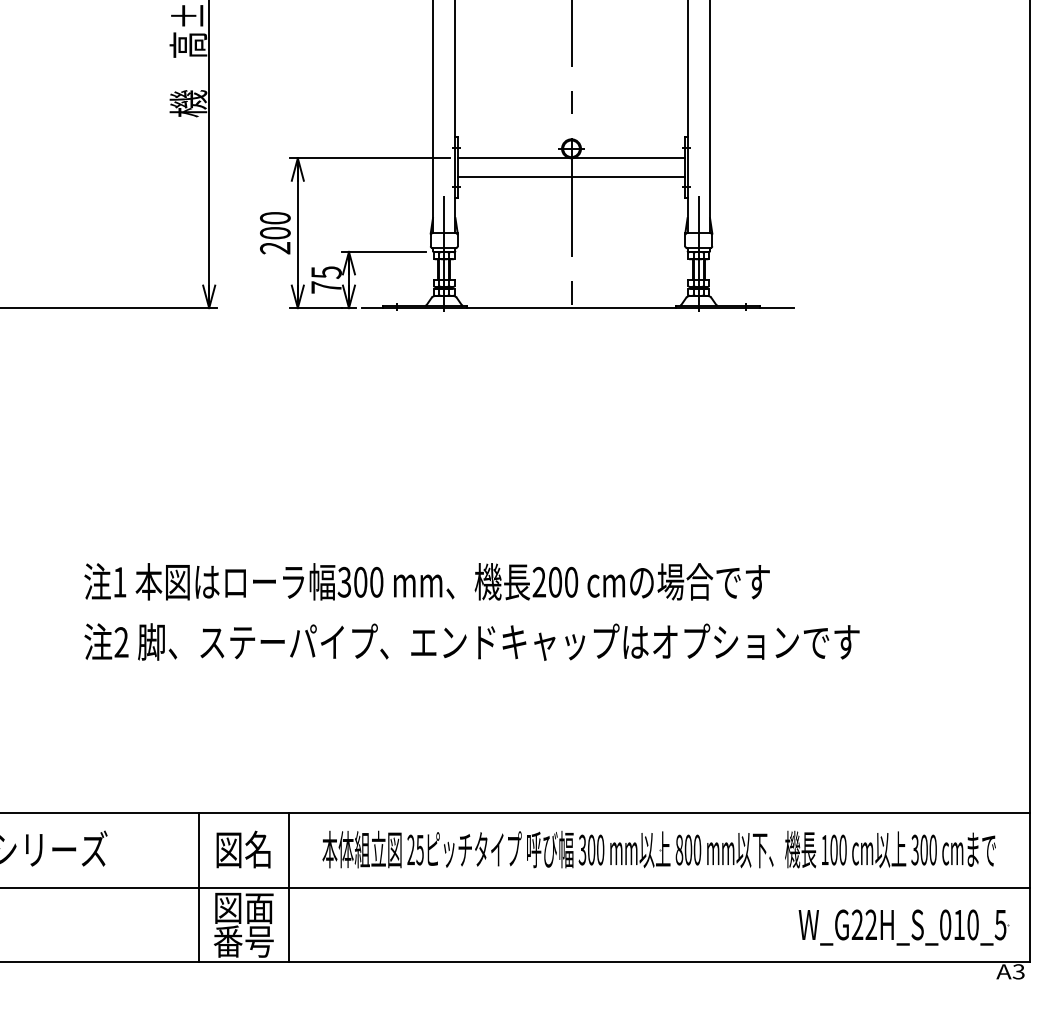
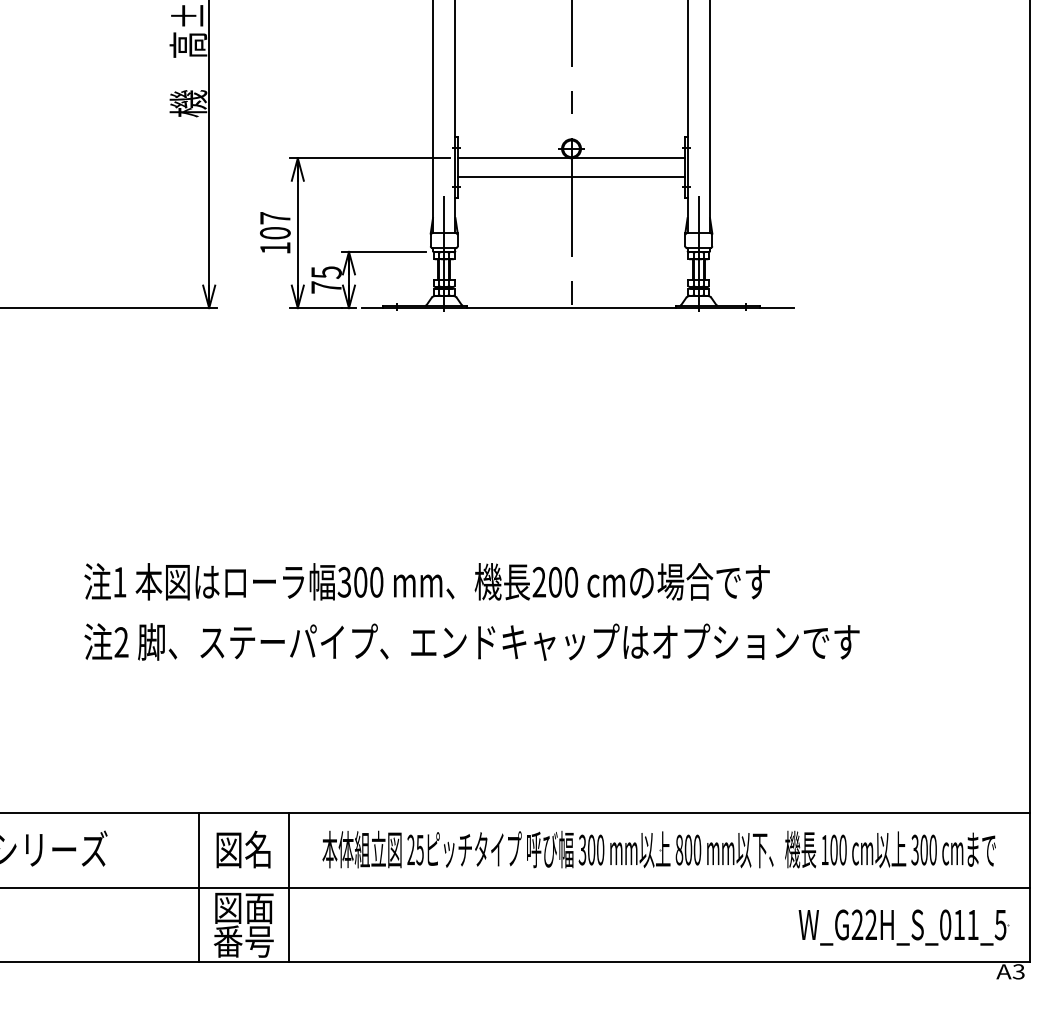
text: 200 -> 107 (275, 233)
text: W_G22H_S_010_5 -> W_G22H_S_011_5 (972, 924)
